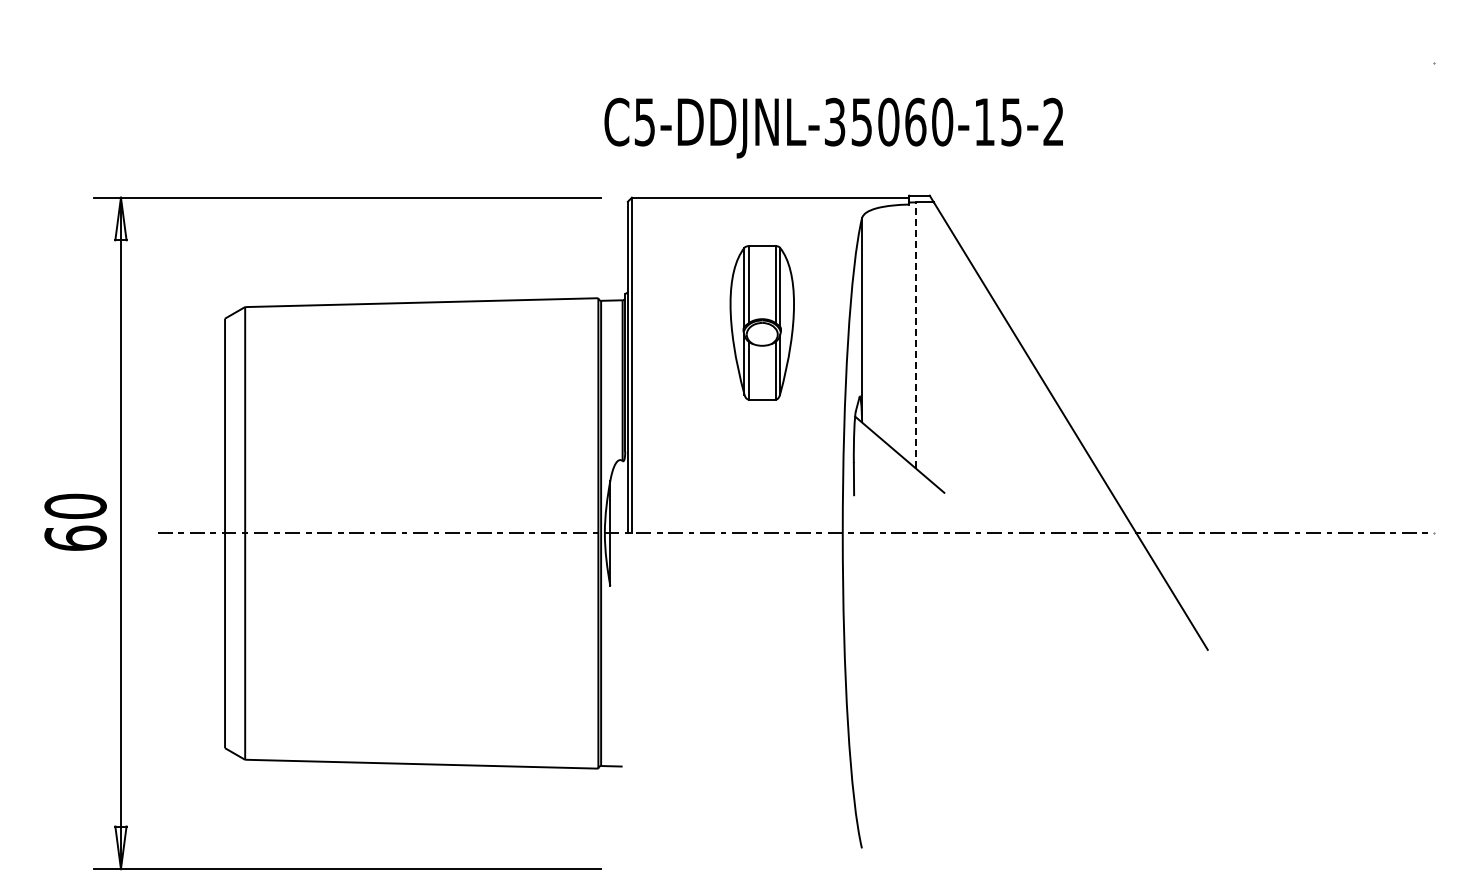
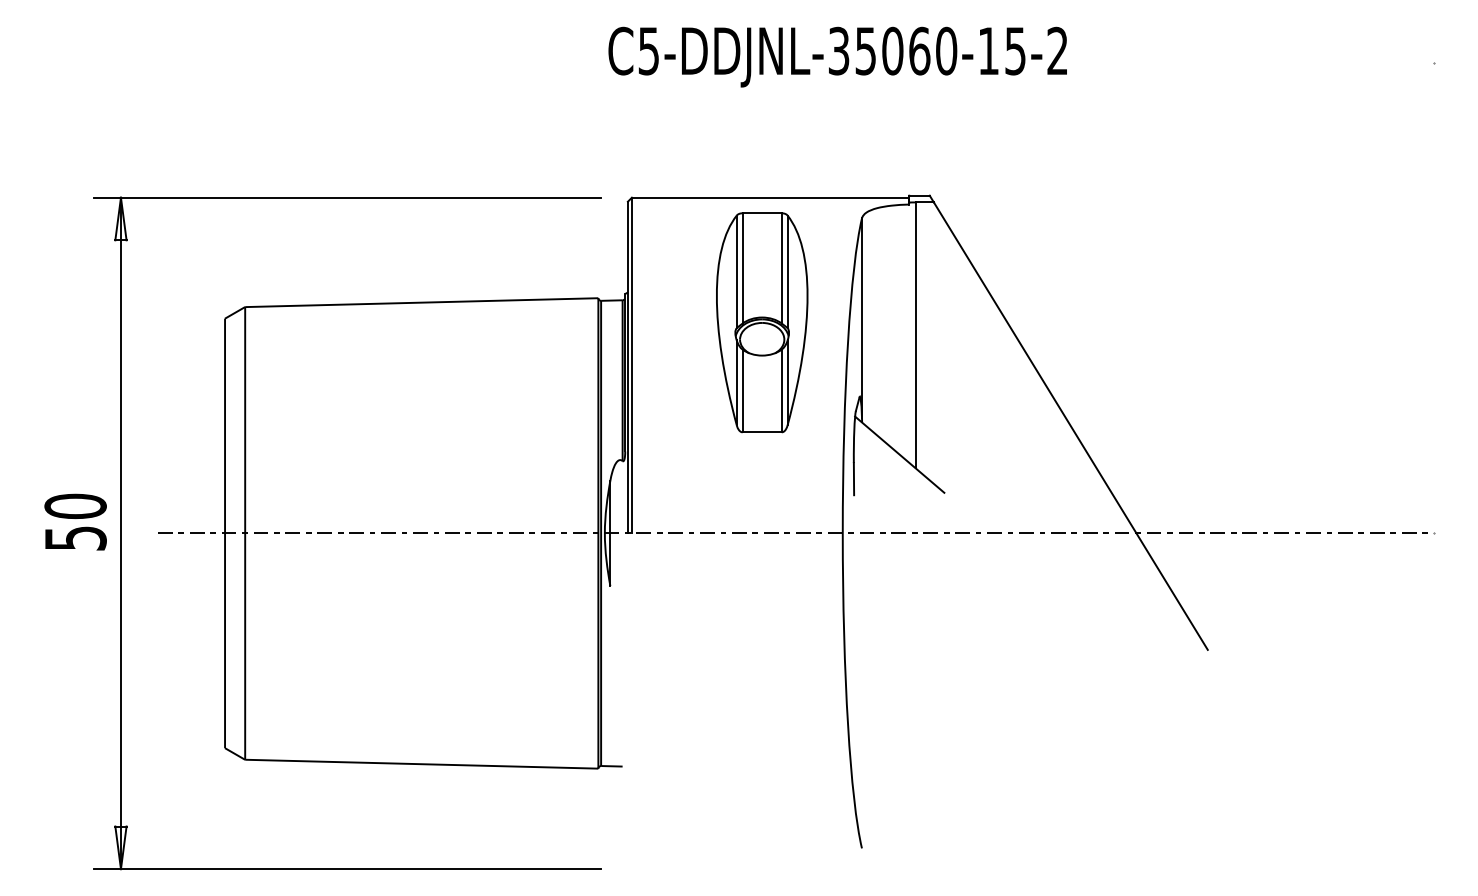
text position: (833, 127) -> (837, 56) (837, 56)
part size: 66x156 px -> 93x222 px (762, 322)
line: dashed -> solid (915, 335)
text: 60 -> 50 (75, 537)
